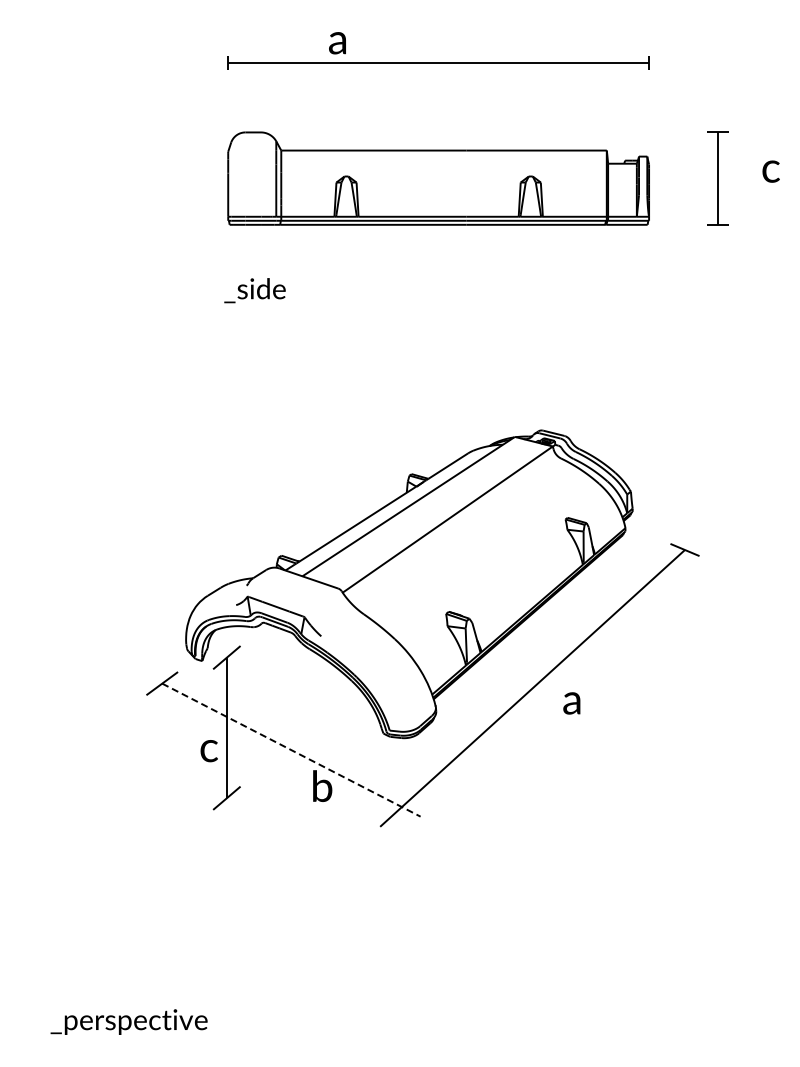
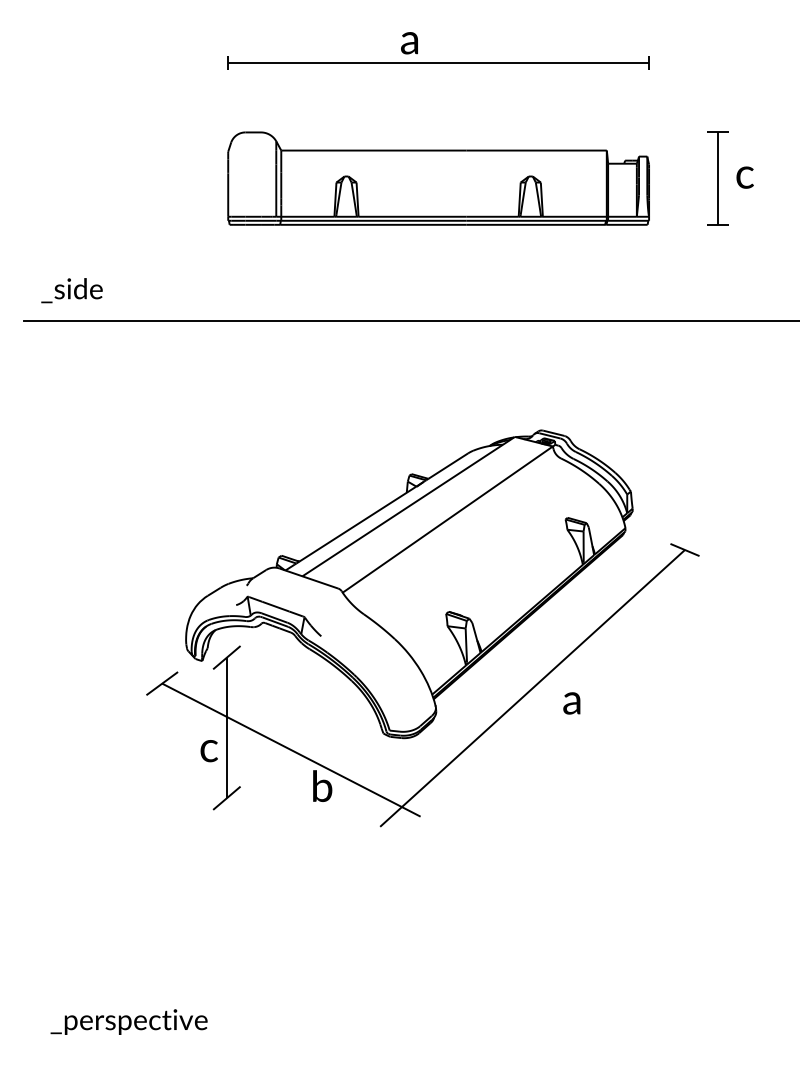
text position: (337, 43) -> (409, 43) (409, 43)
text position: (770, 171) -> (744, 177) (744, 177)
text position: (254, 290) -> (71, 290) (71, 290)
line: none -> present (410, 320)
line: dashed -> solid (291, 750)
